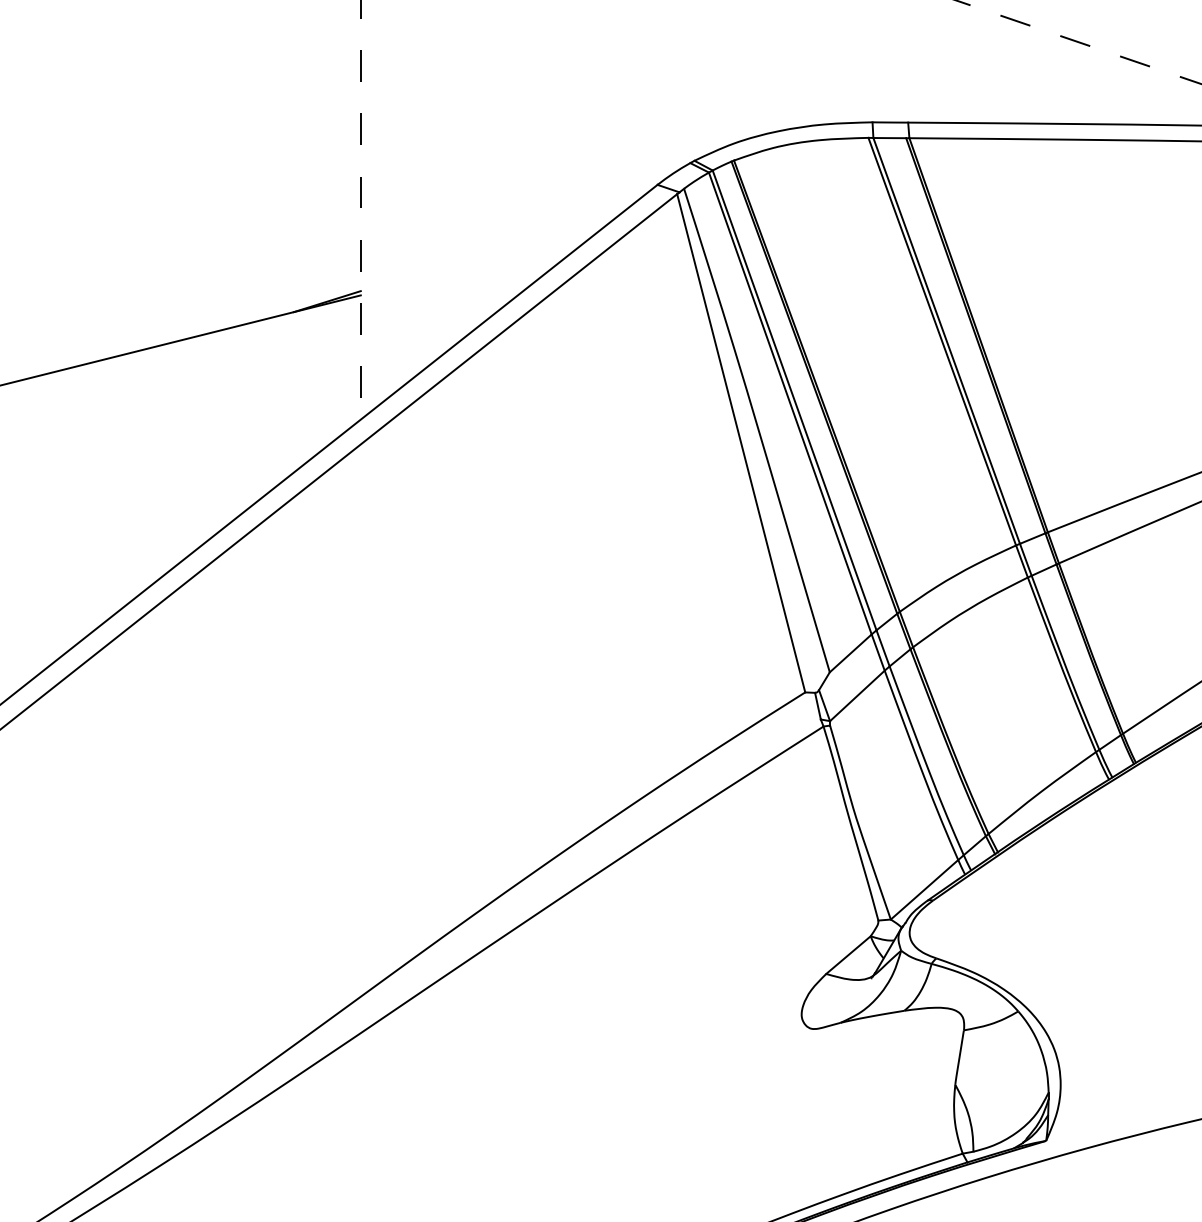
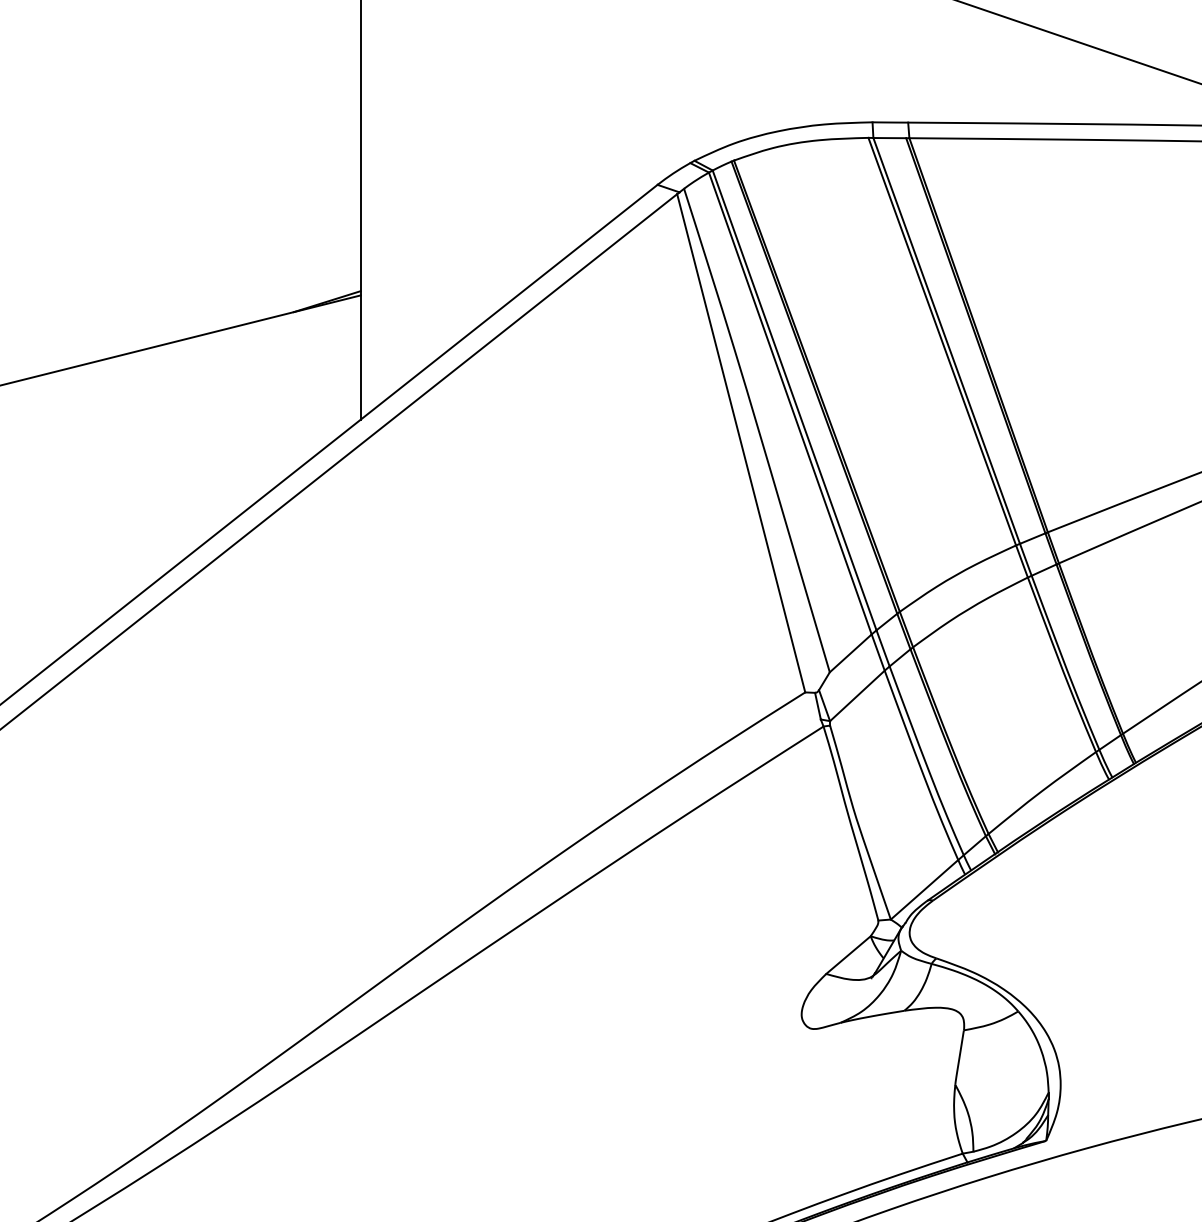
line: dashed -> solid (1077, 41)
line: dashed -> solid (360, 209)
